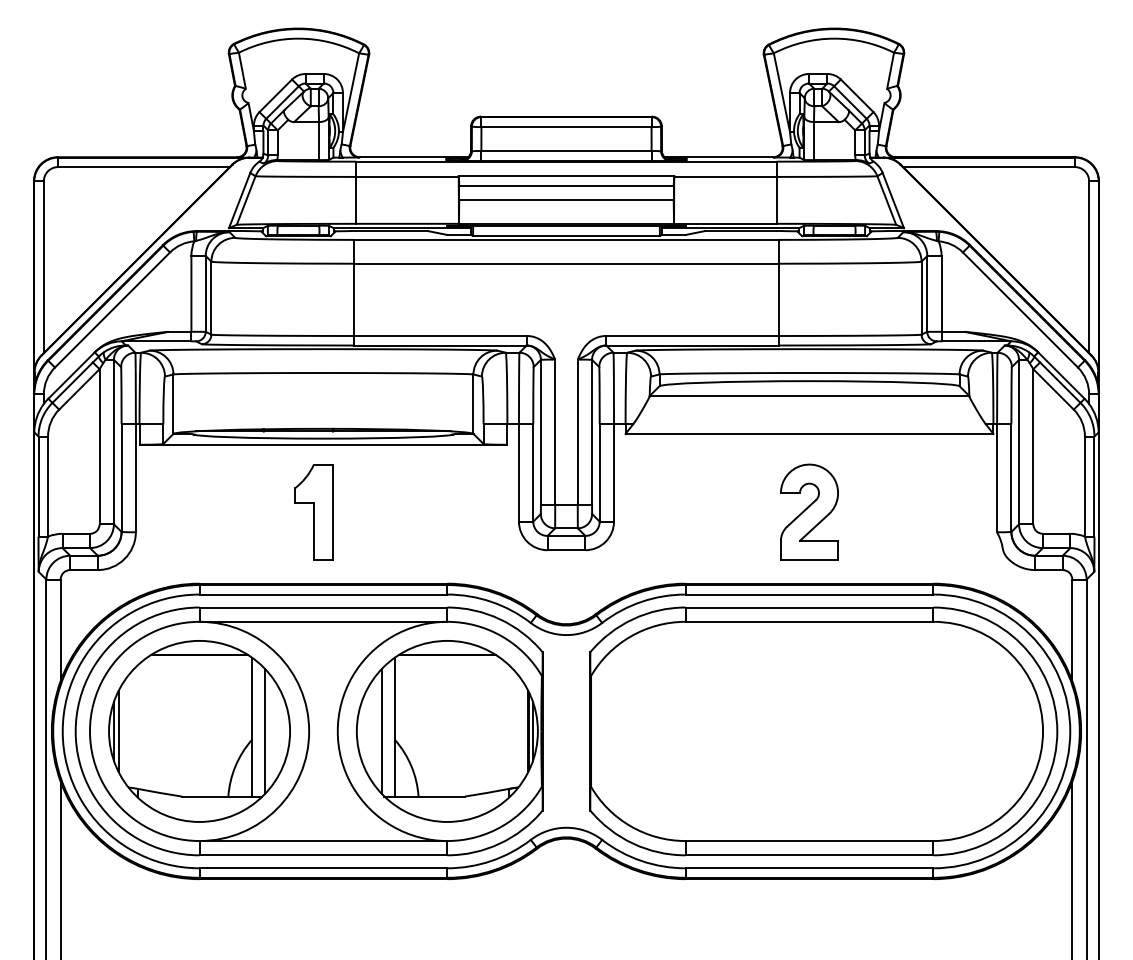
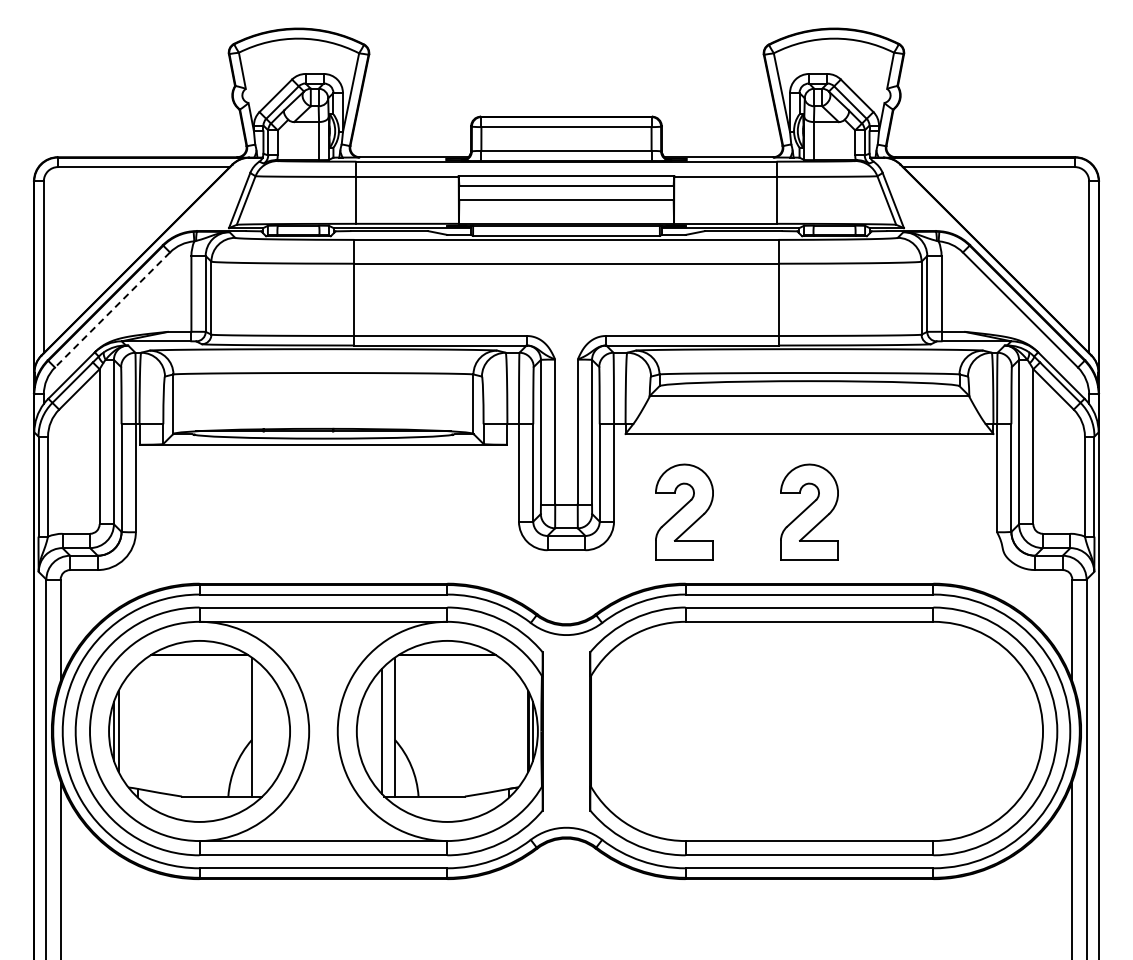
line: solid -> dashed (112, 310)
part: none -> present (684, 511)
part: present -> none (313, 512)
line: present -> none (264, 731)
